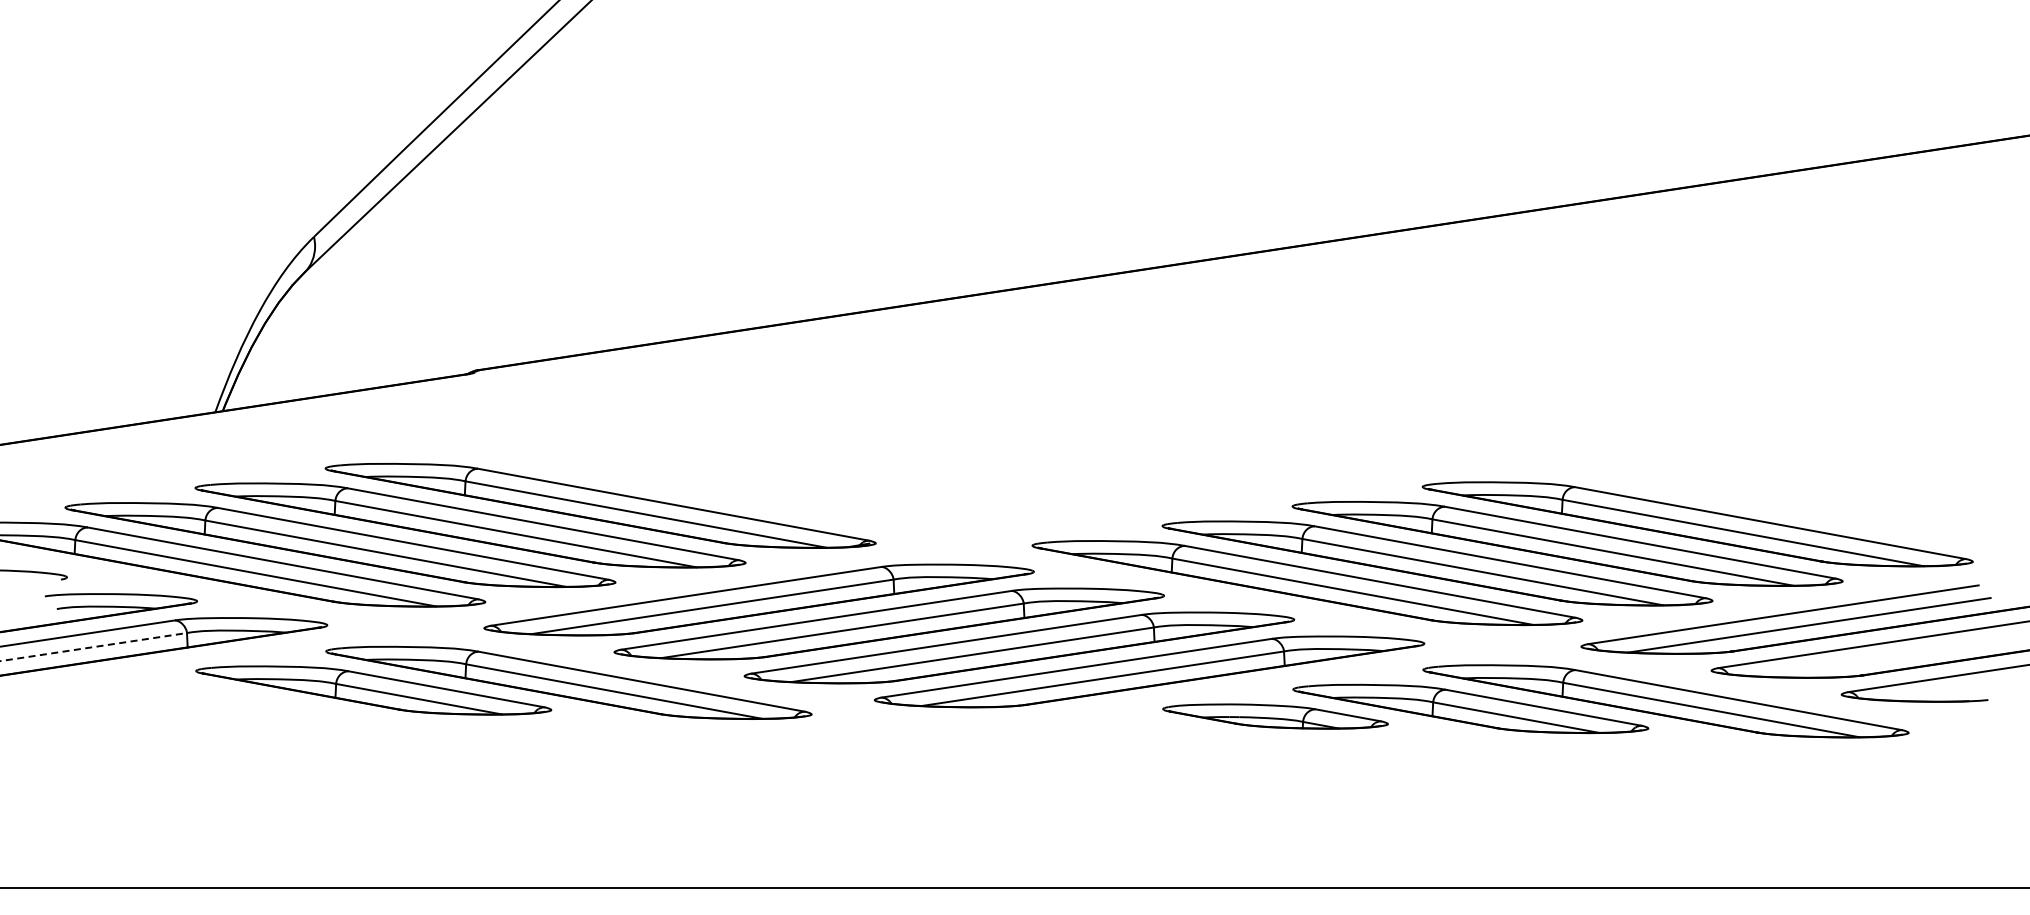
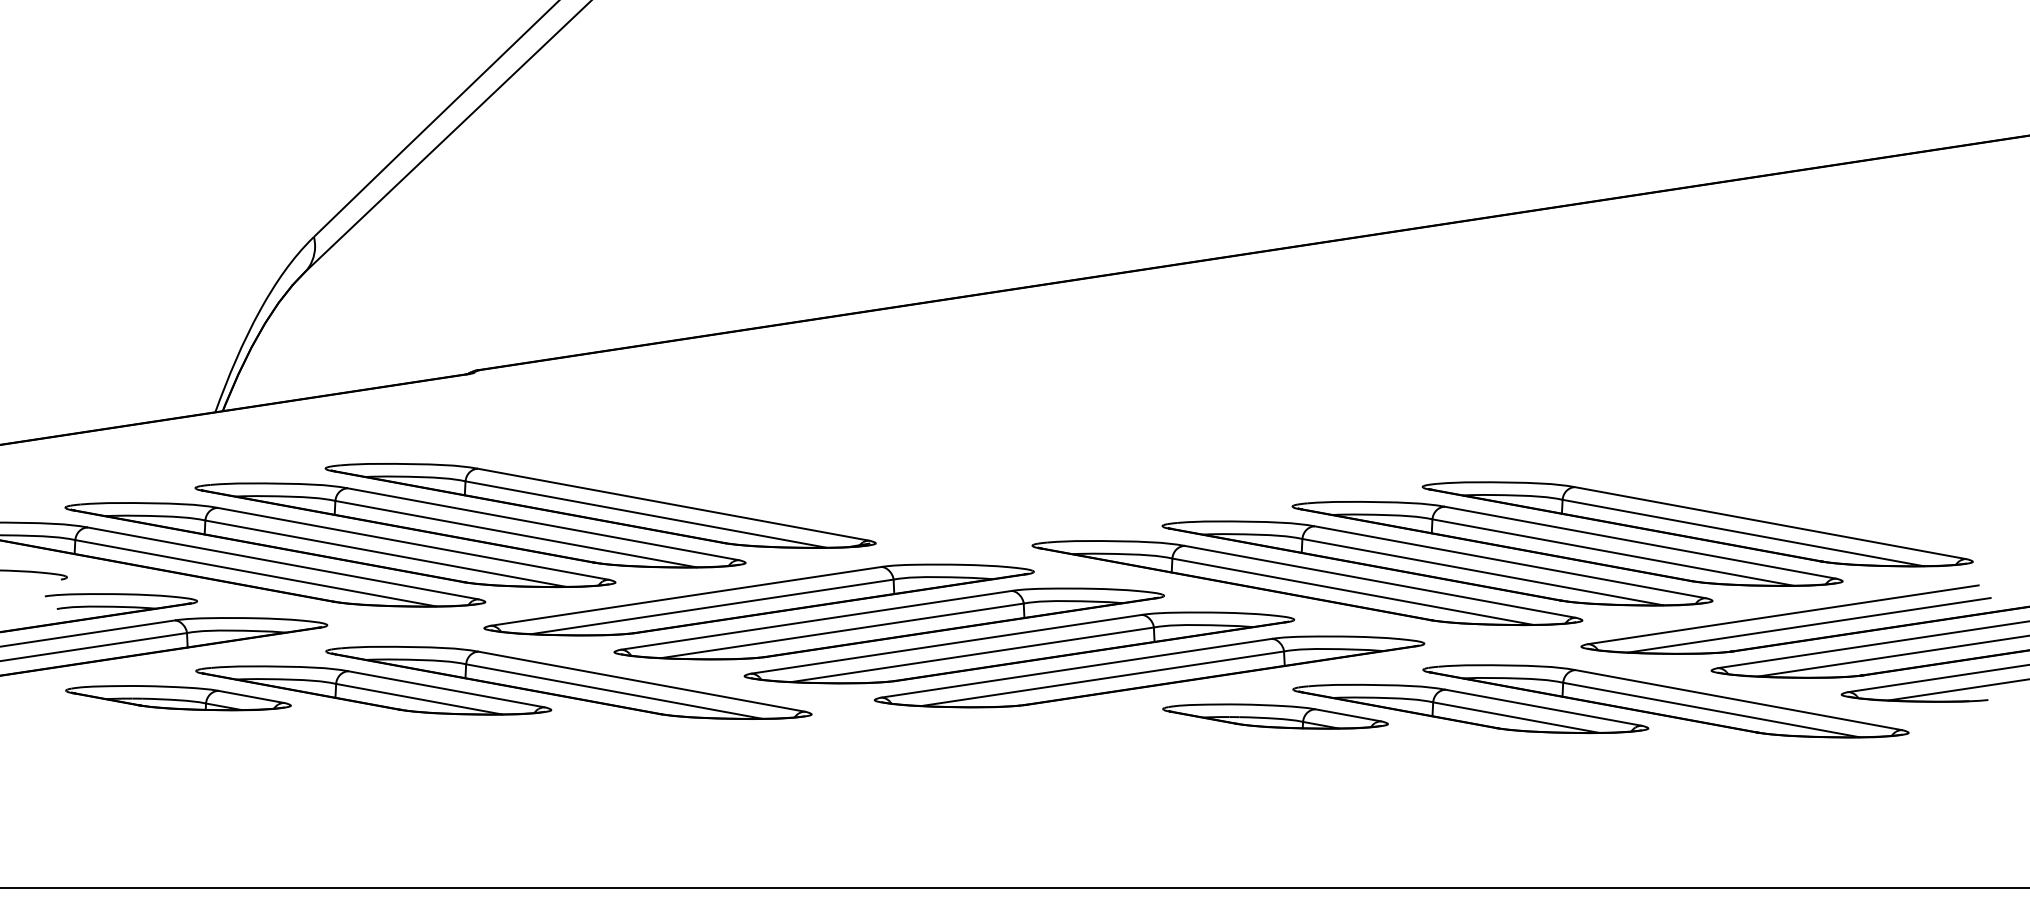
line: dashed -> solid (94, 647)
line: none -> present (1892, 656)
line: none -> present (1957, 689)
part: none -> present (178, 698)
